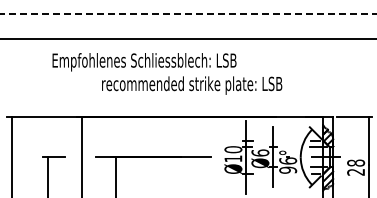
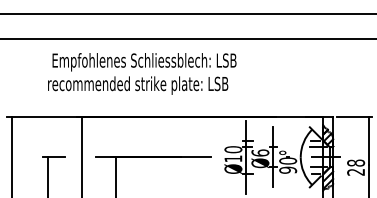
line: dashed -> solid (188, 13)
text position: (192, 85) -> (138, 85) (138, 85)
text: 96° -> 90° (287, 160)
